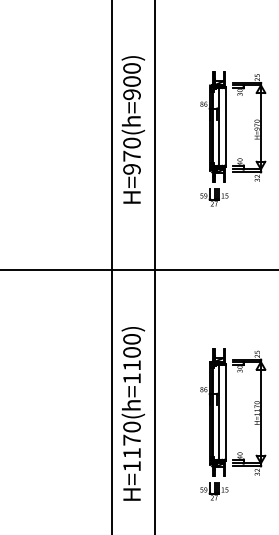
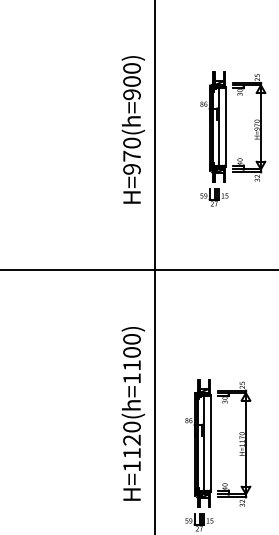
line: present -> none (112, 266)
part position: (226, 424) -> (211, 455) (211, 455)
text: H=1170(h=1100) -> H=1120(h=1100) (131, 439)
